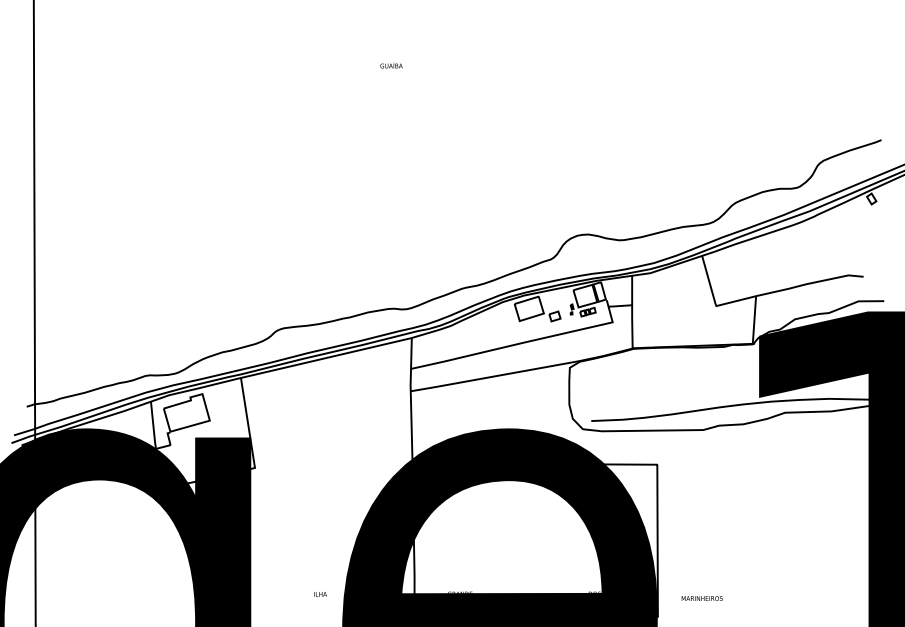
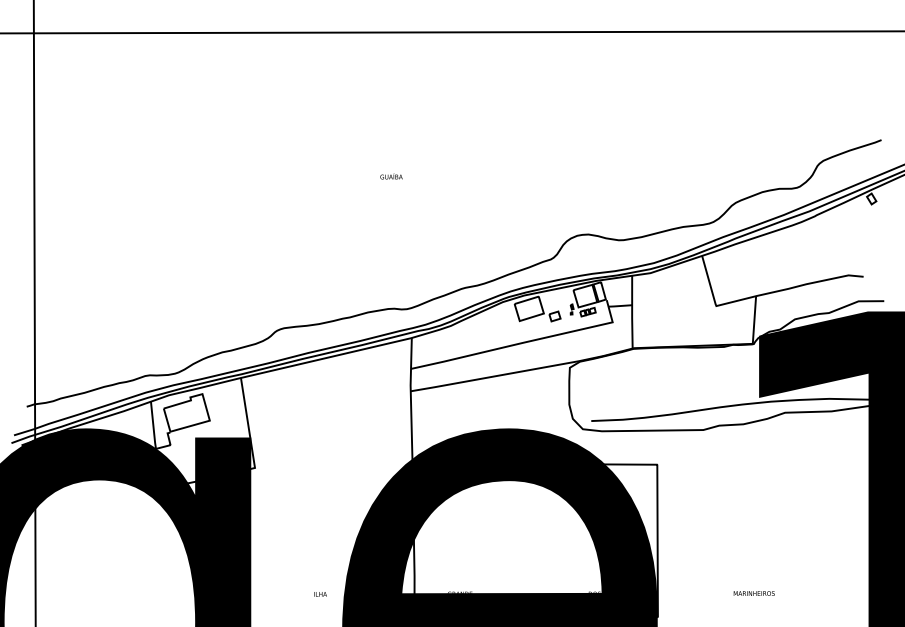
line: none -> present (451, 32)
text position: (391, 65) -> (391, 176) (391, 176)
text position: (701, 598) -> (753, 593) (753, 593)
